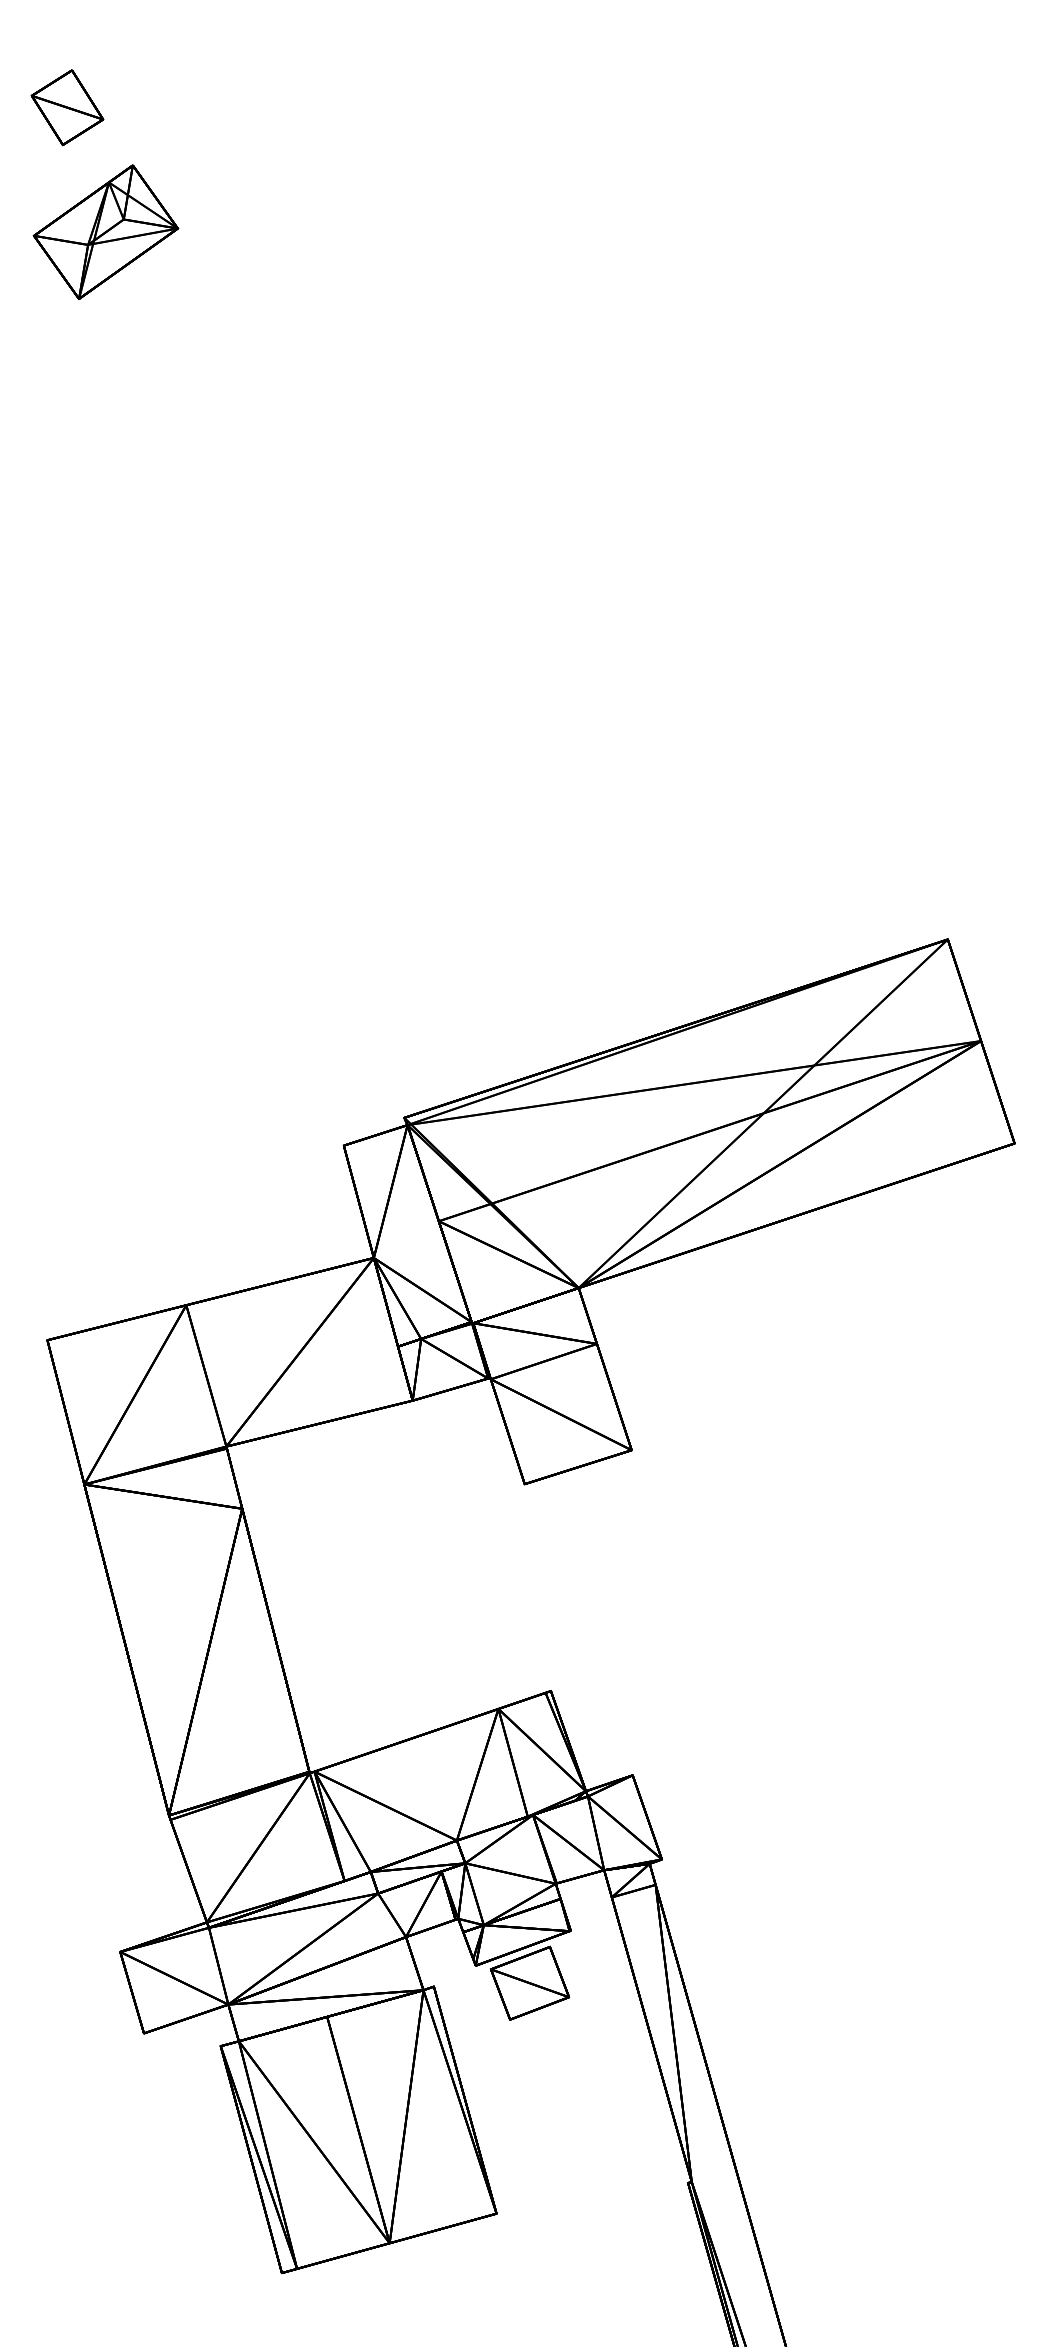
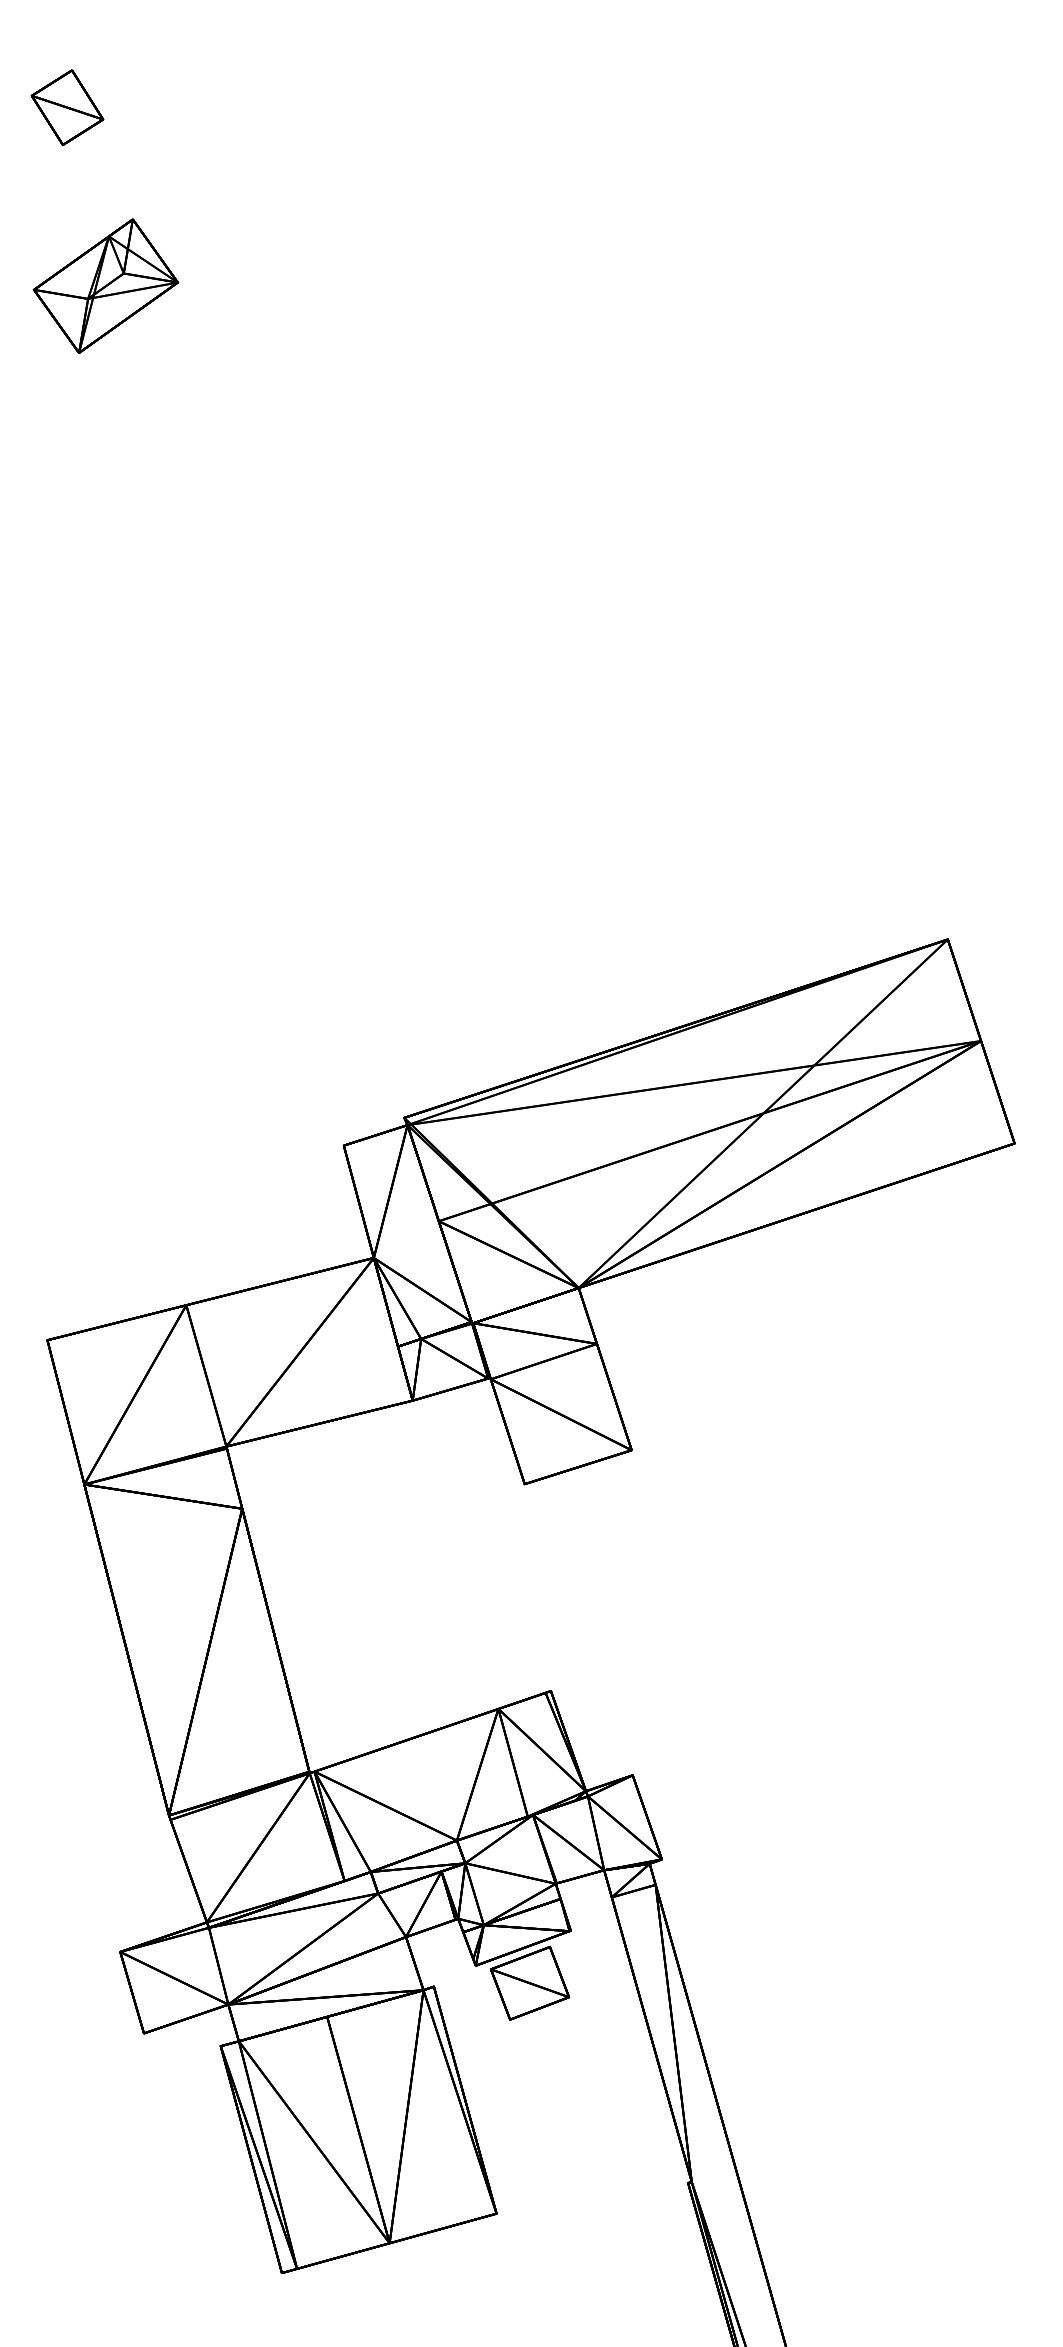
part position: (105, 231) -> (105, 285) (105, 285)
